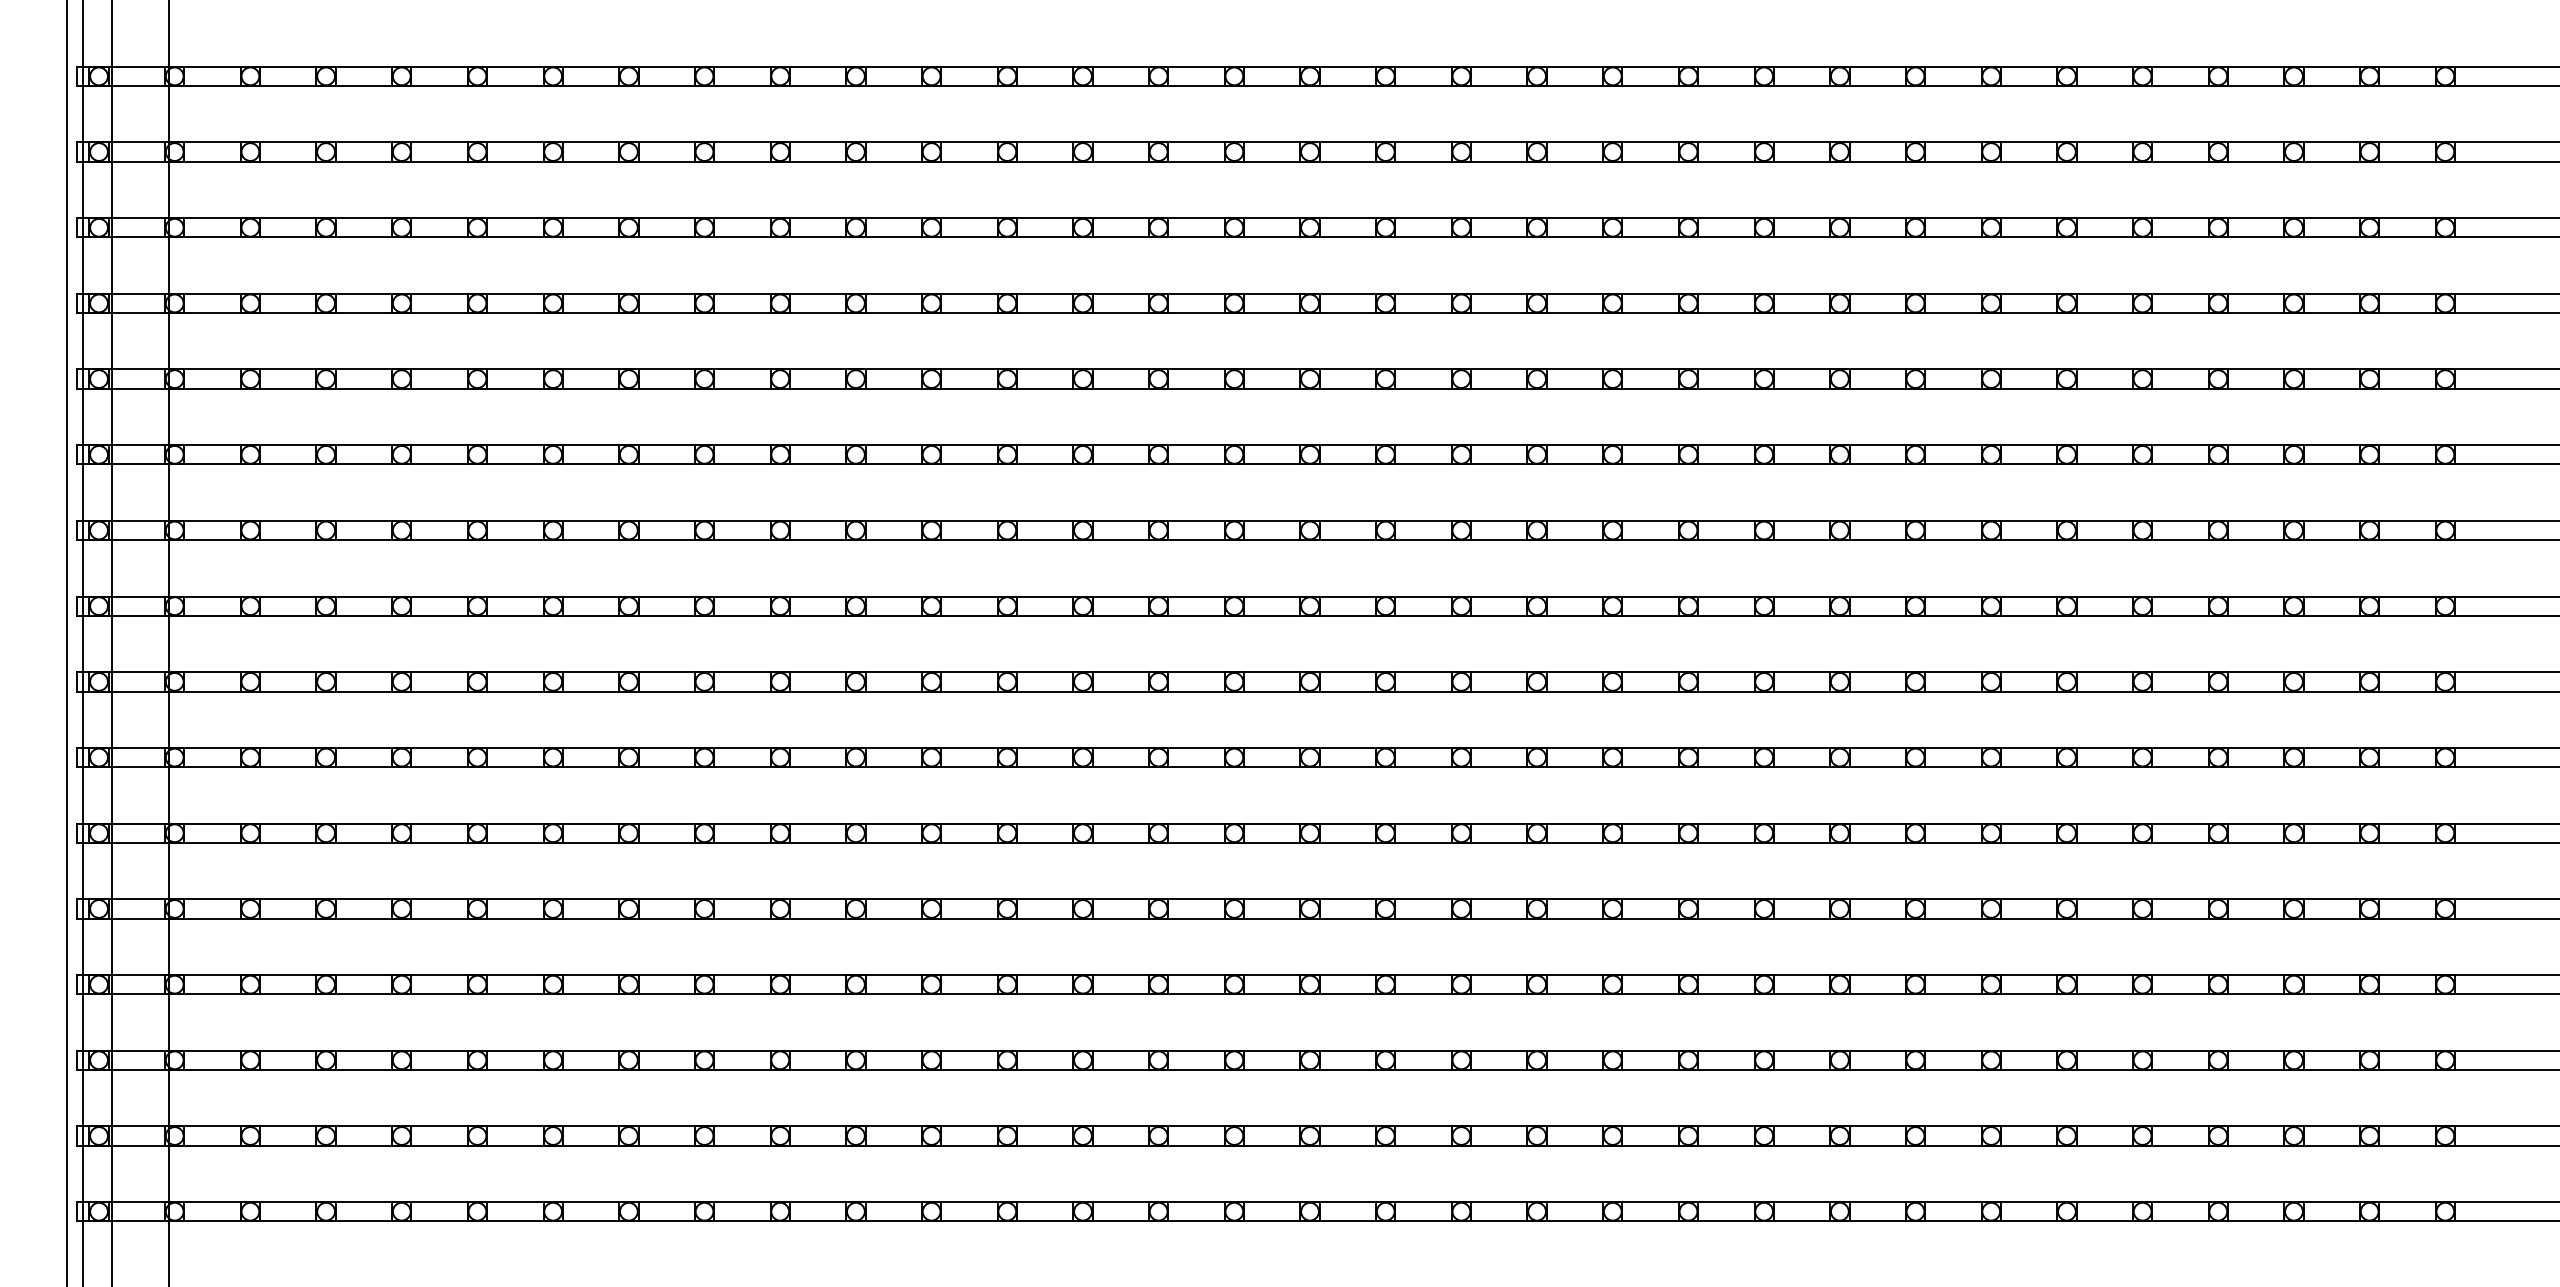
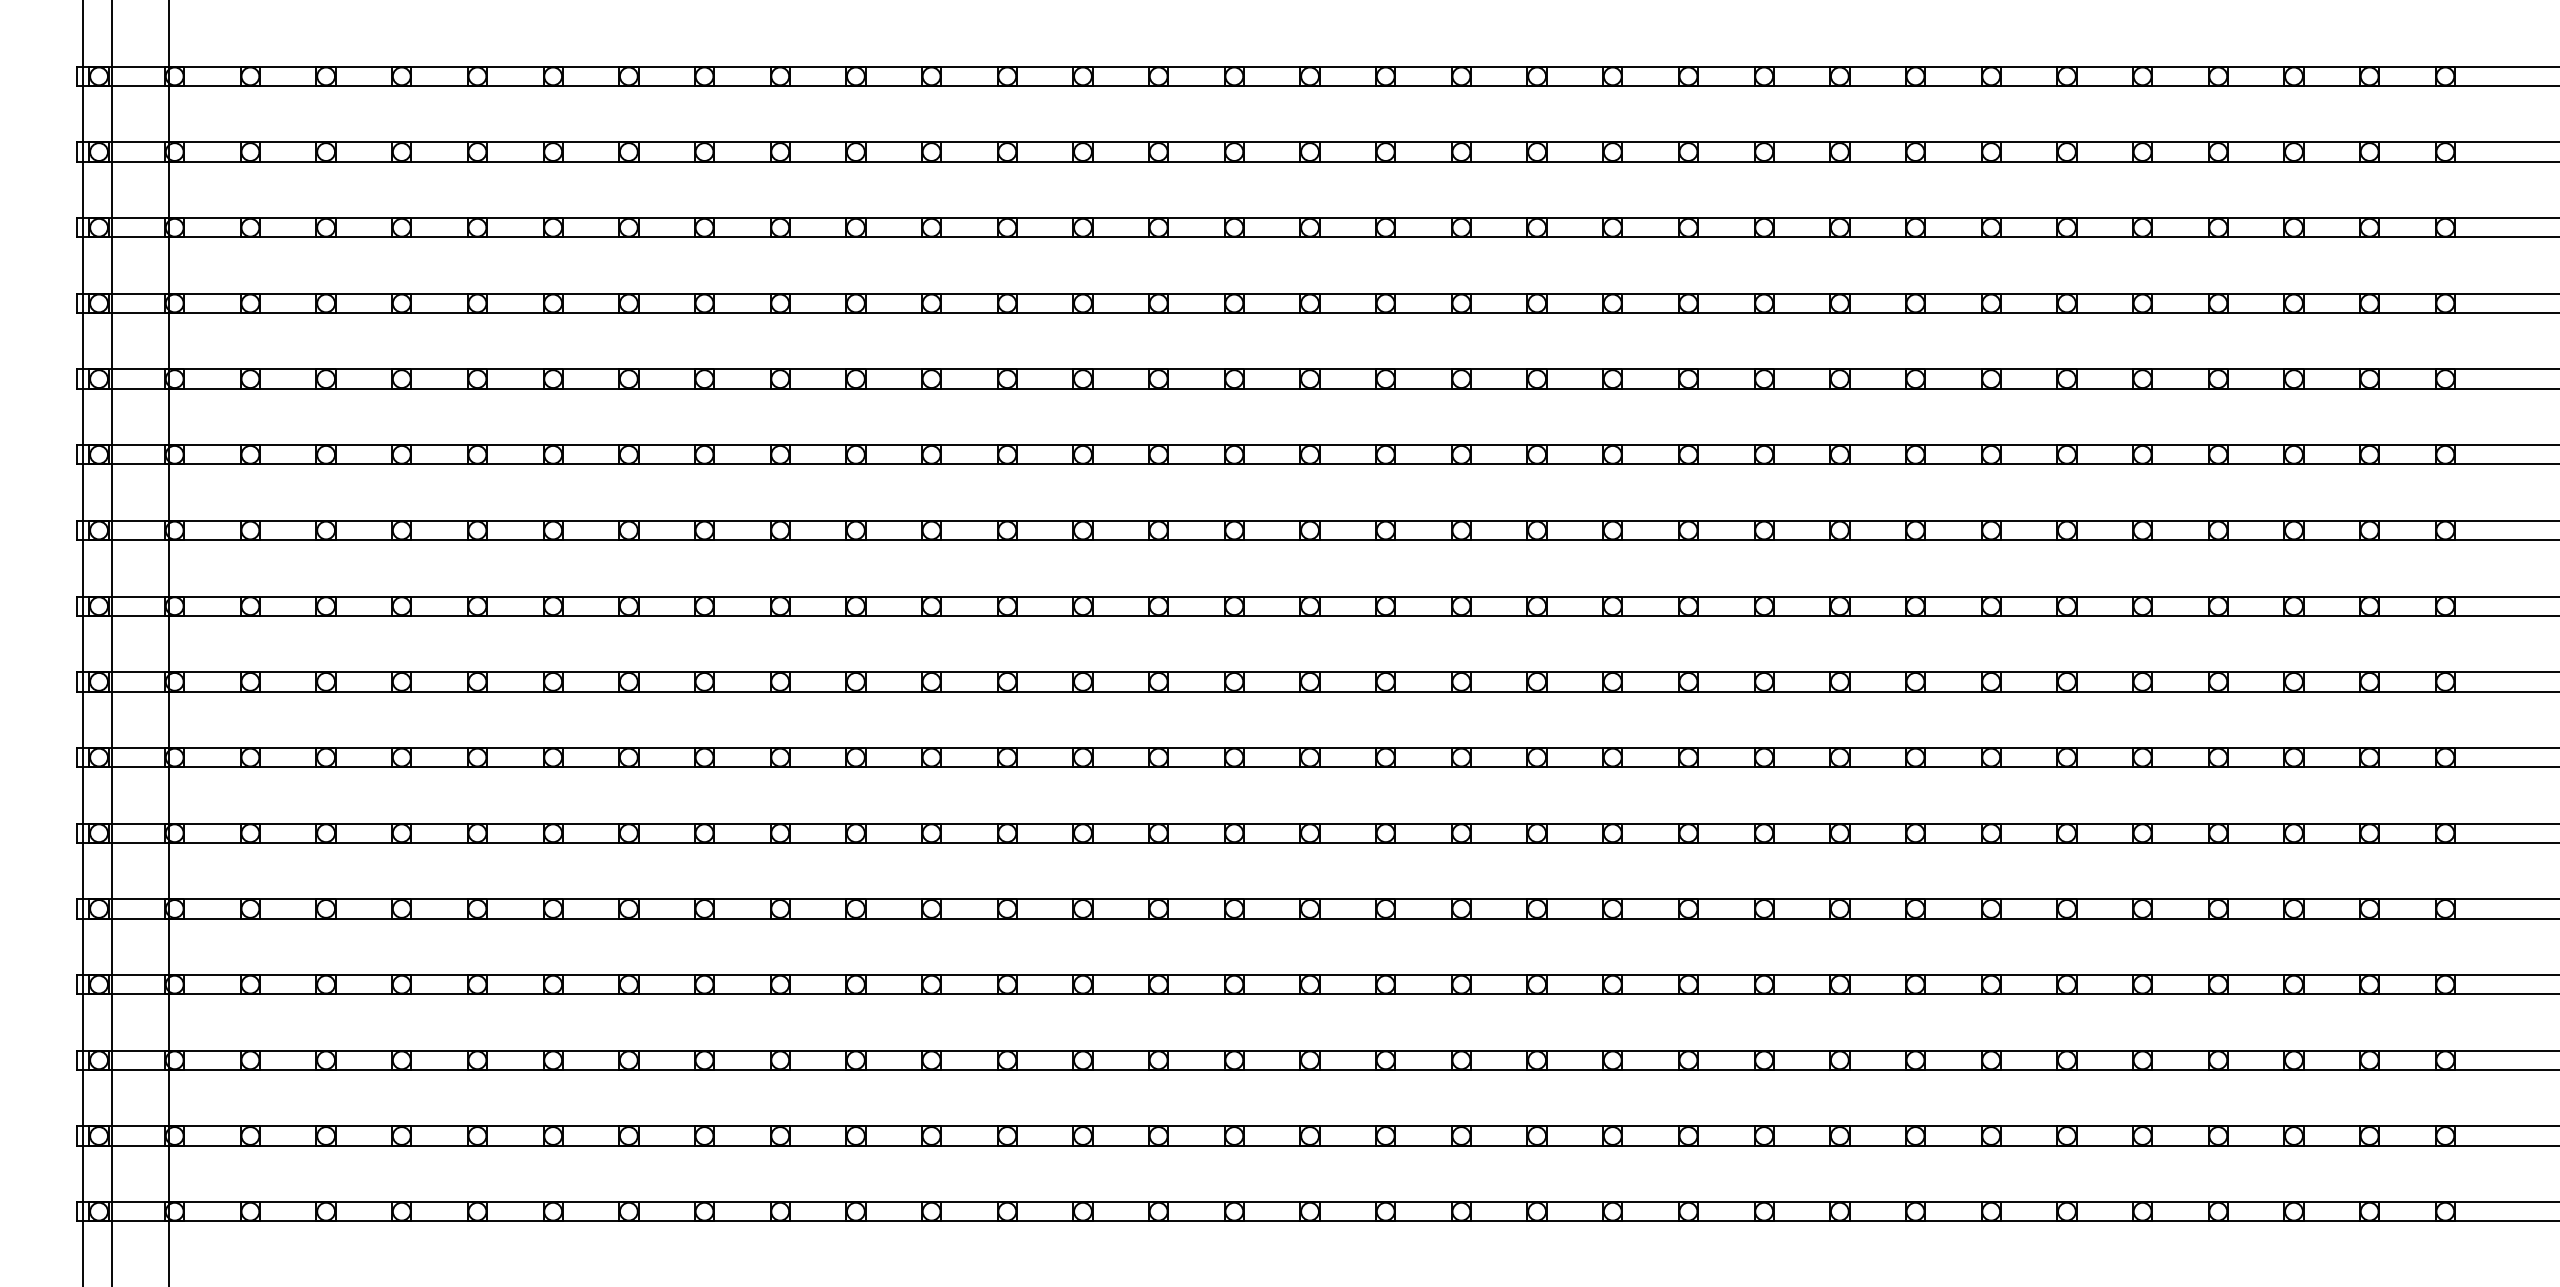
line: present -> none (67, 642)
